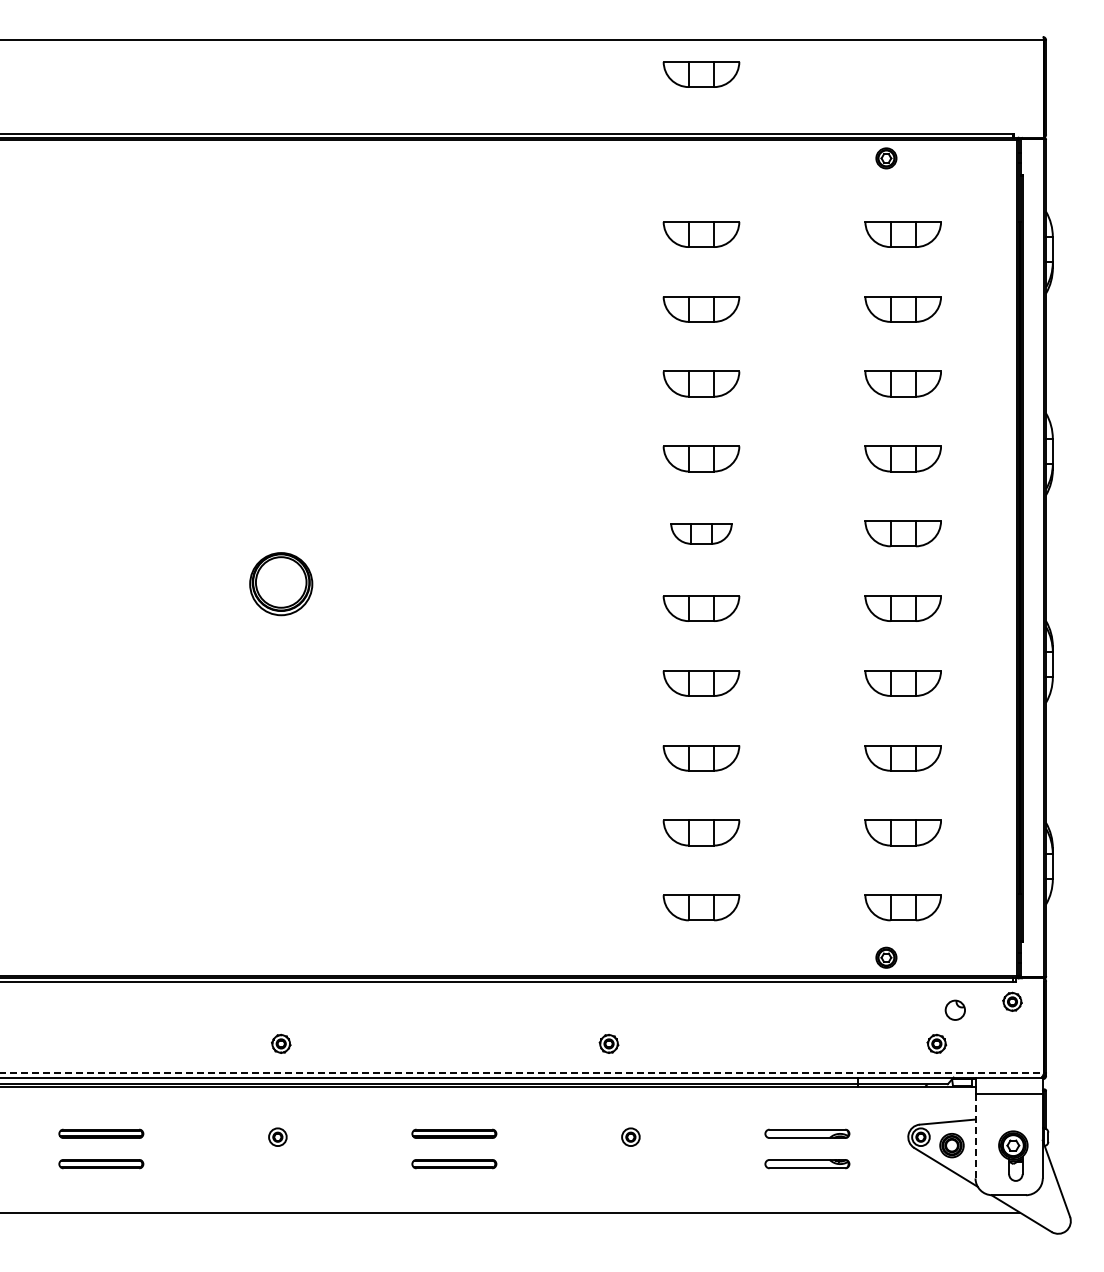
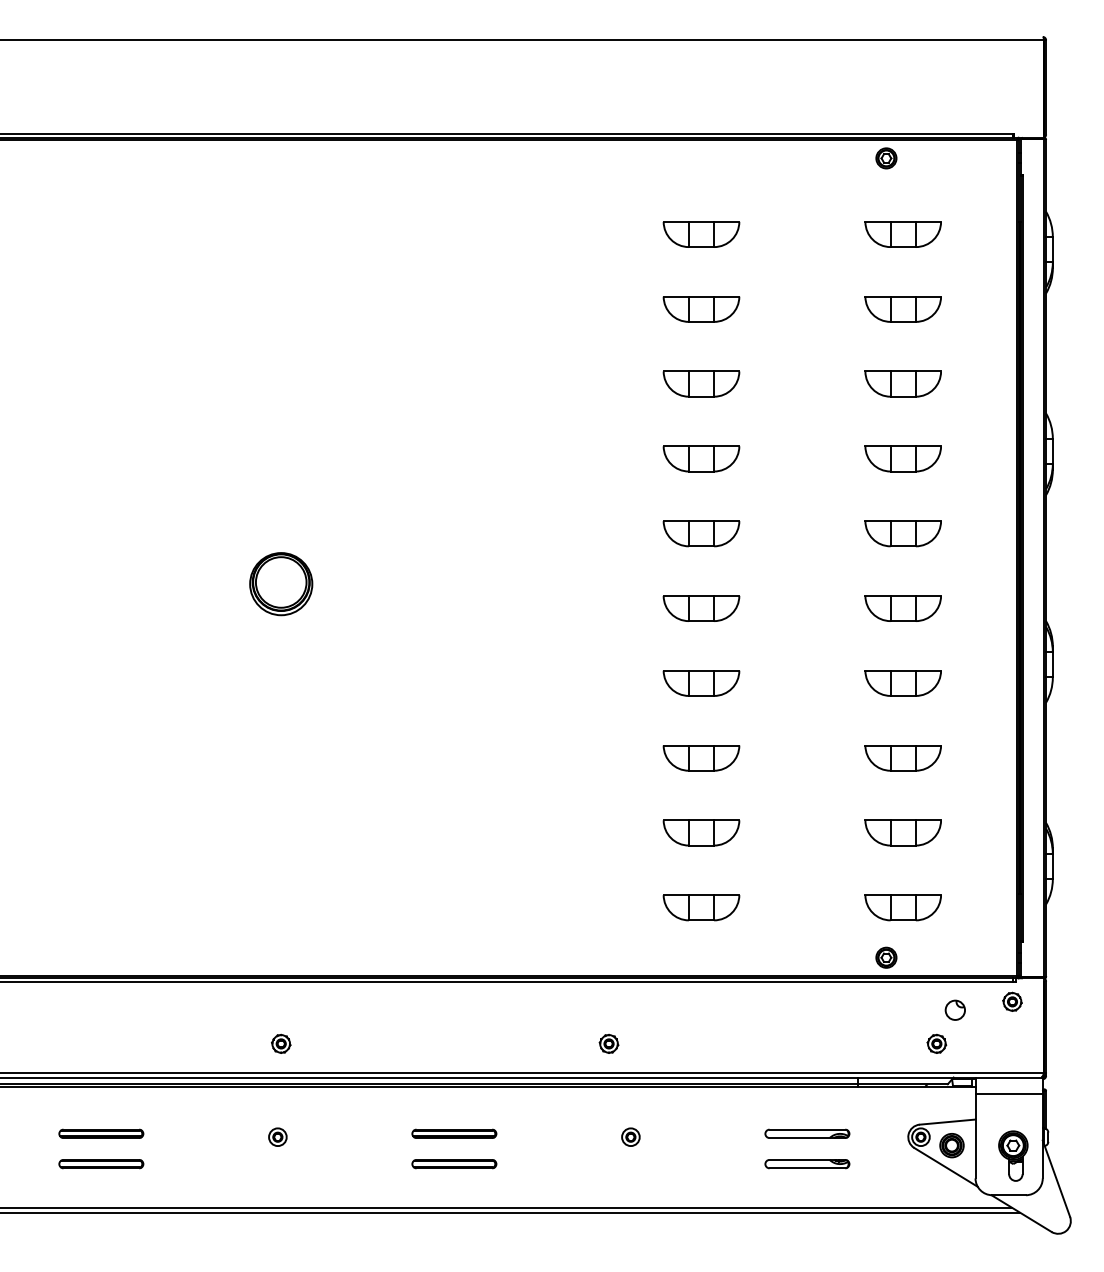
part: present -> none (701, 74)
part size: 63x22 px -> 79x28 px (701, 533)
line: dashed -> solid (522, 1072)
line: dashed -> solid (975, 1135)
line: none -> present (507, 1207)
